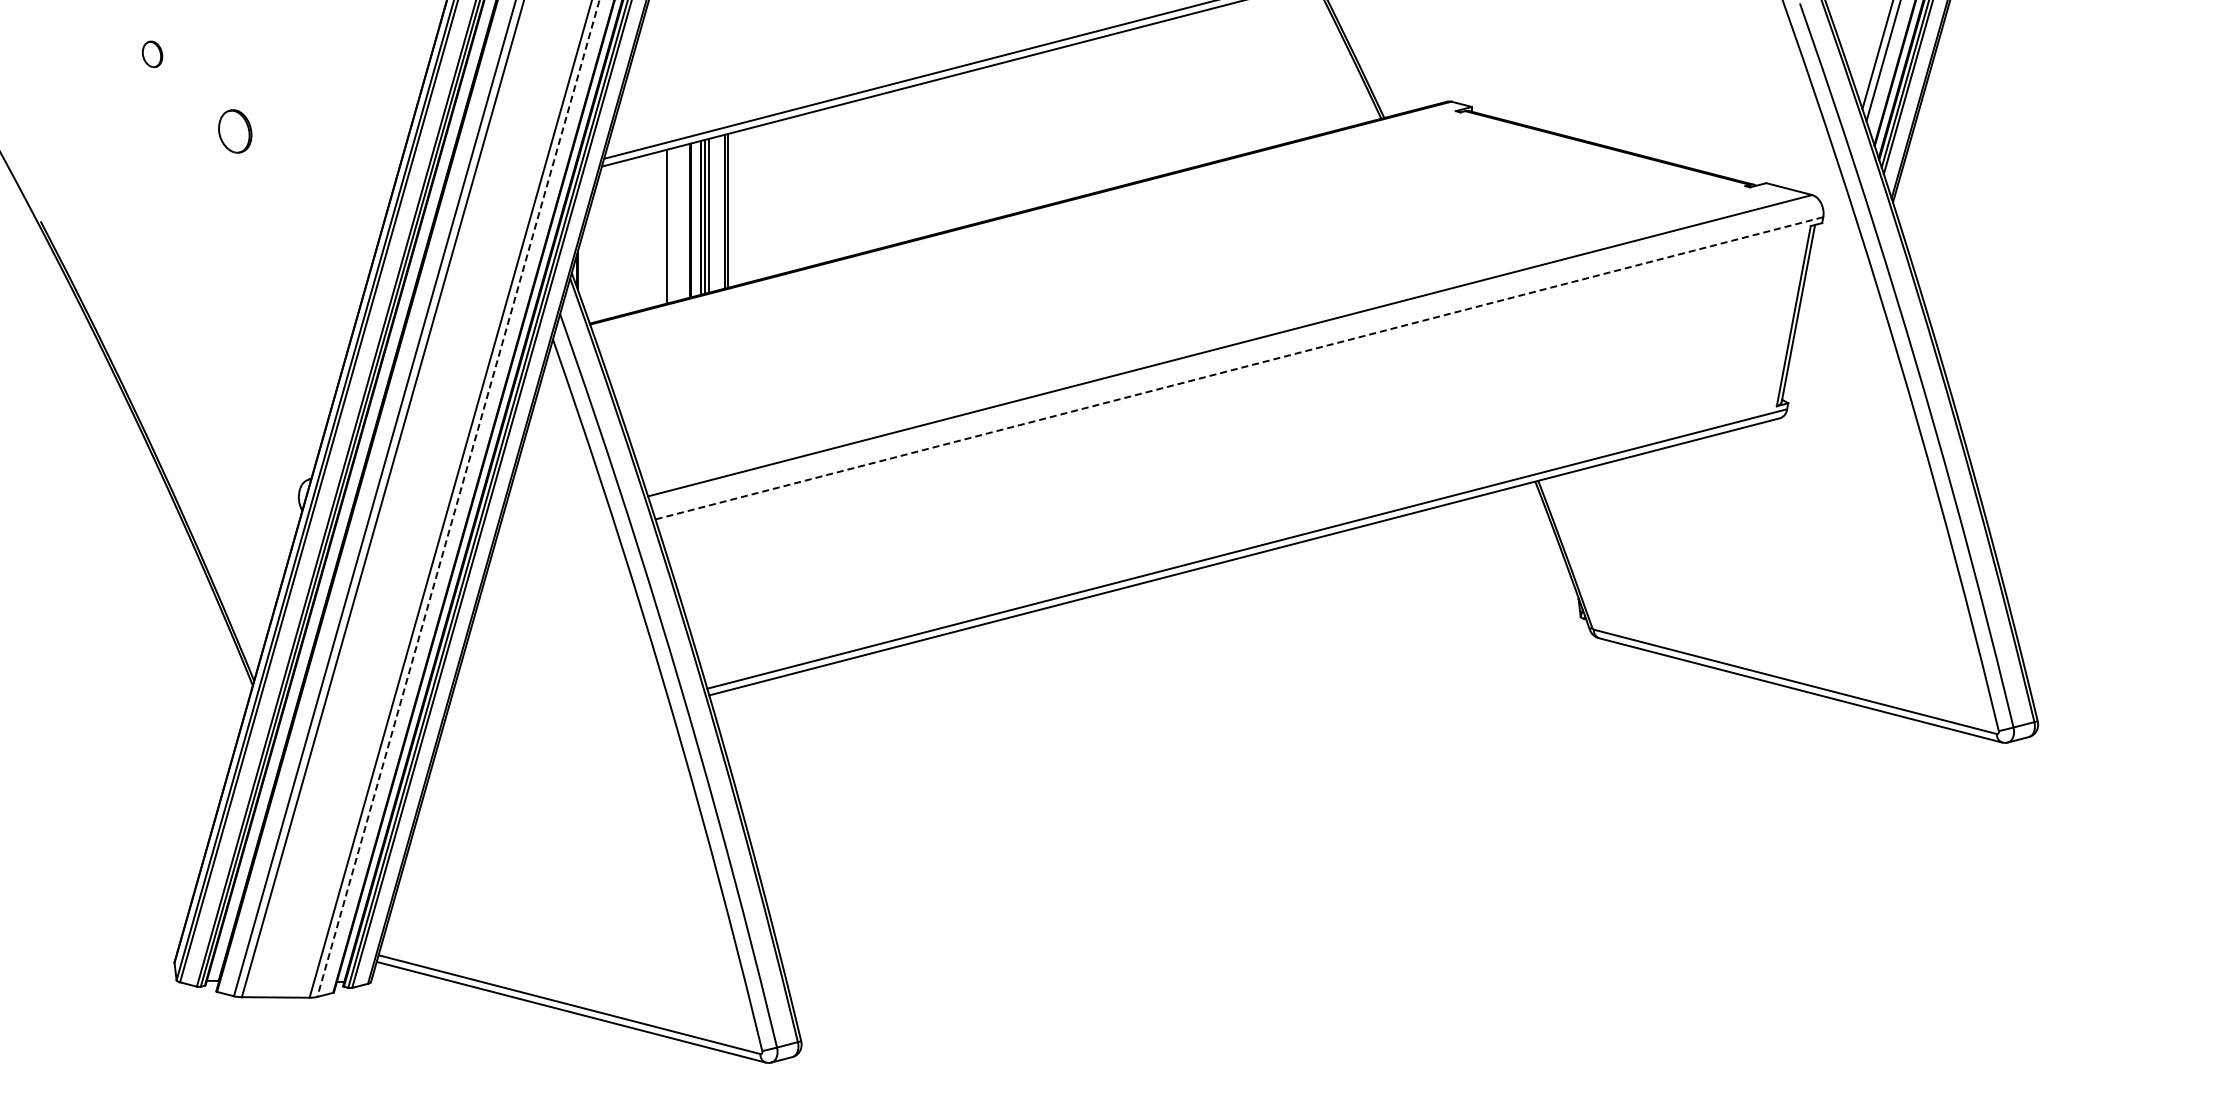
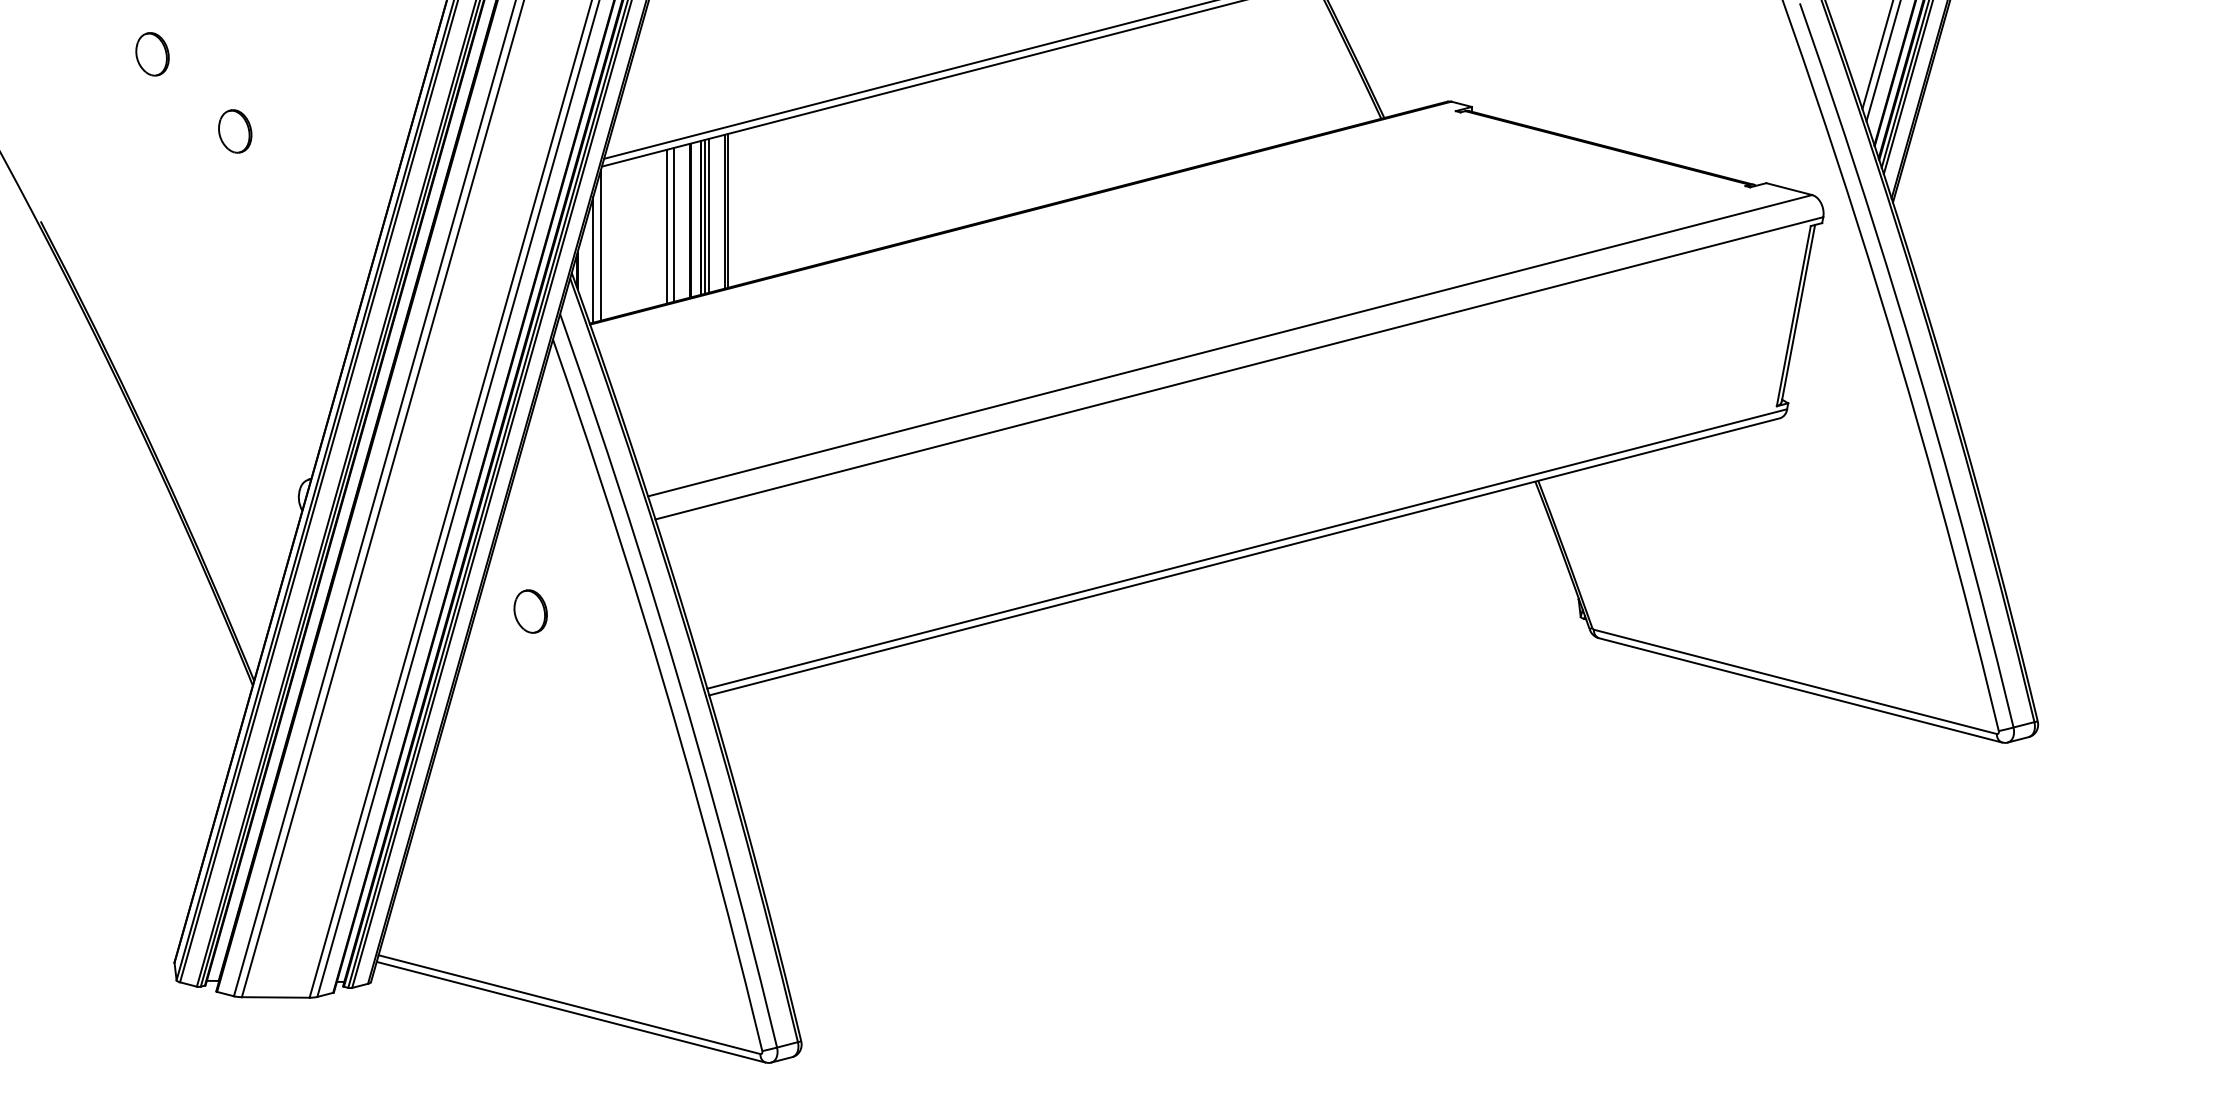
part size: 23x29 px -> 35x45 px (152, 54)
line: none -> present (674, 224)
line: none -> present (601, 244)
line: none -> present (593, 259)
line: dashed -> solid (1238, 368)
line: dashed -> solid (458, 498)
part: none -> present (530, 611)
